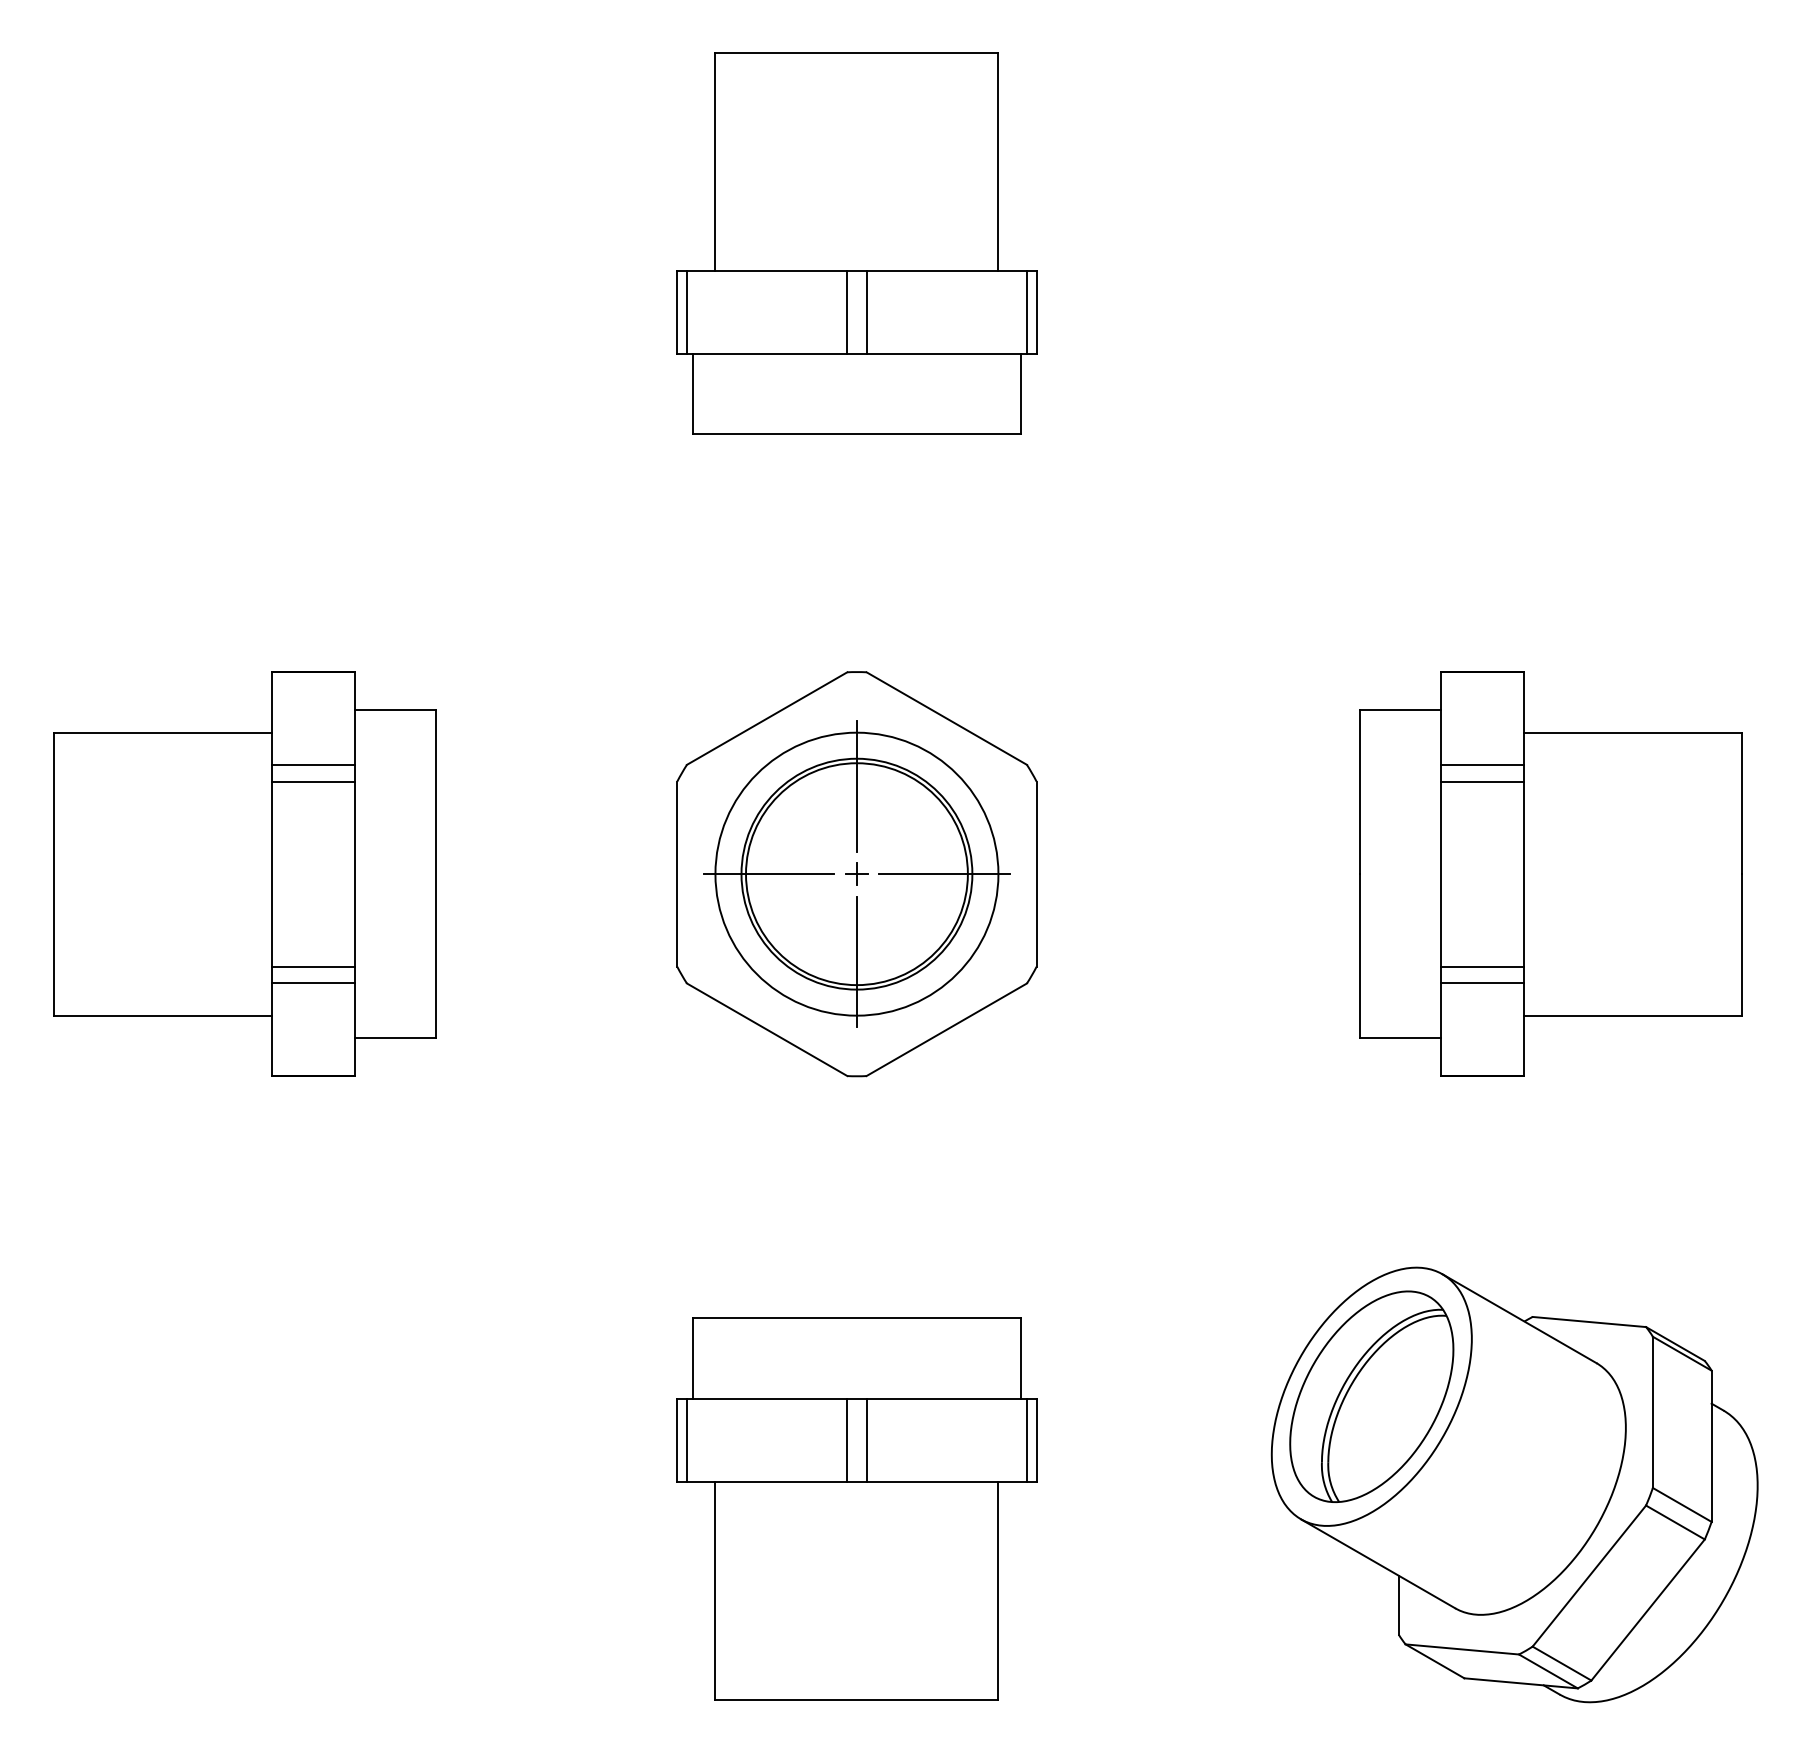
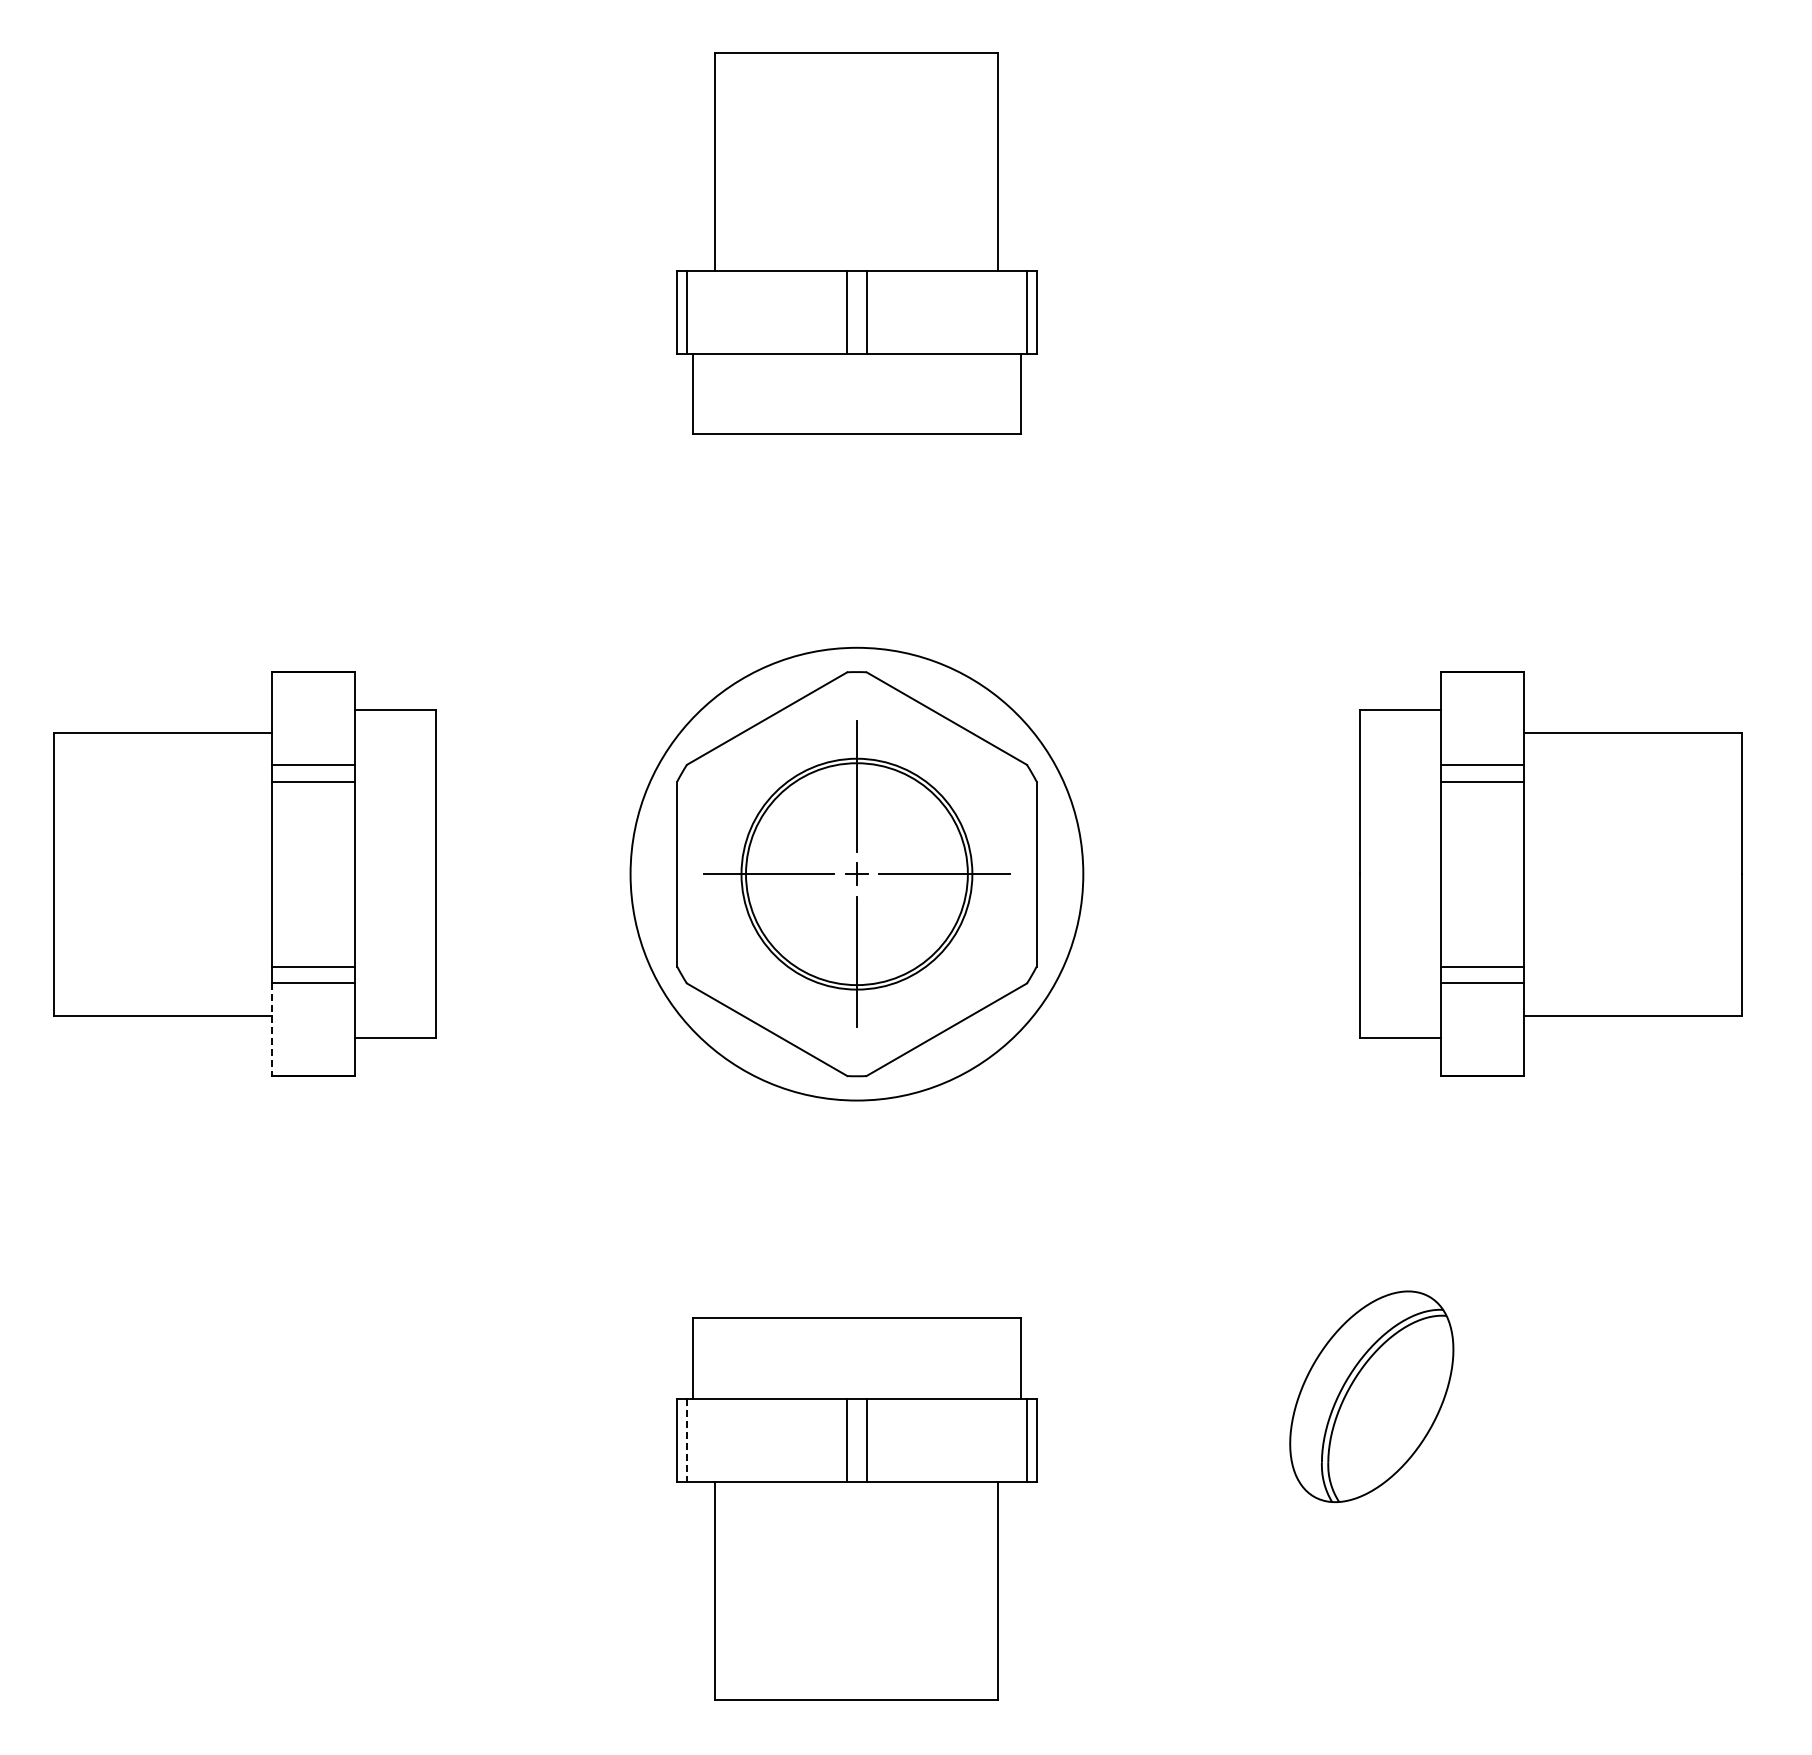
circle diameter: 283 px -> 453 px (856, 873)
line: solid -> dashed (272, 1030)
line: solid -> dashed (686, 1440)
part: present -> none (1514, 1484)
